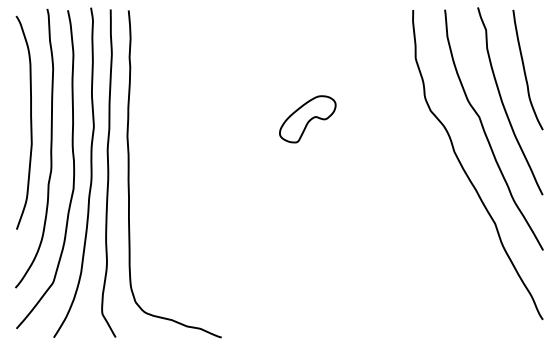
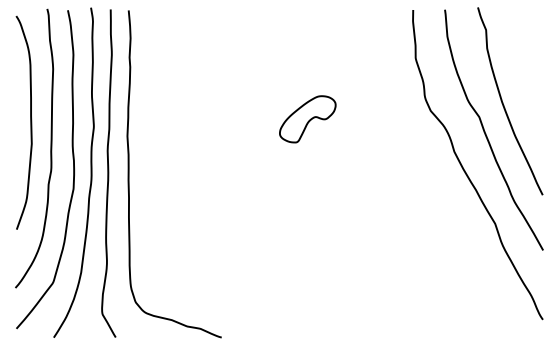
curve: present -> none (525, 69)
